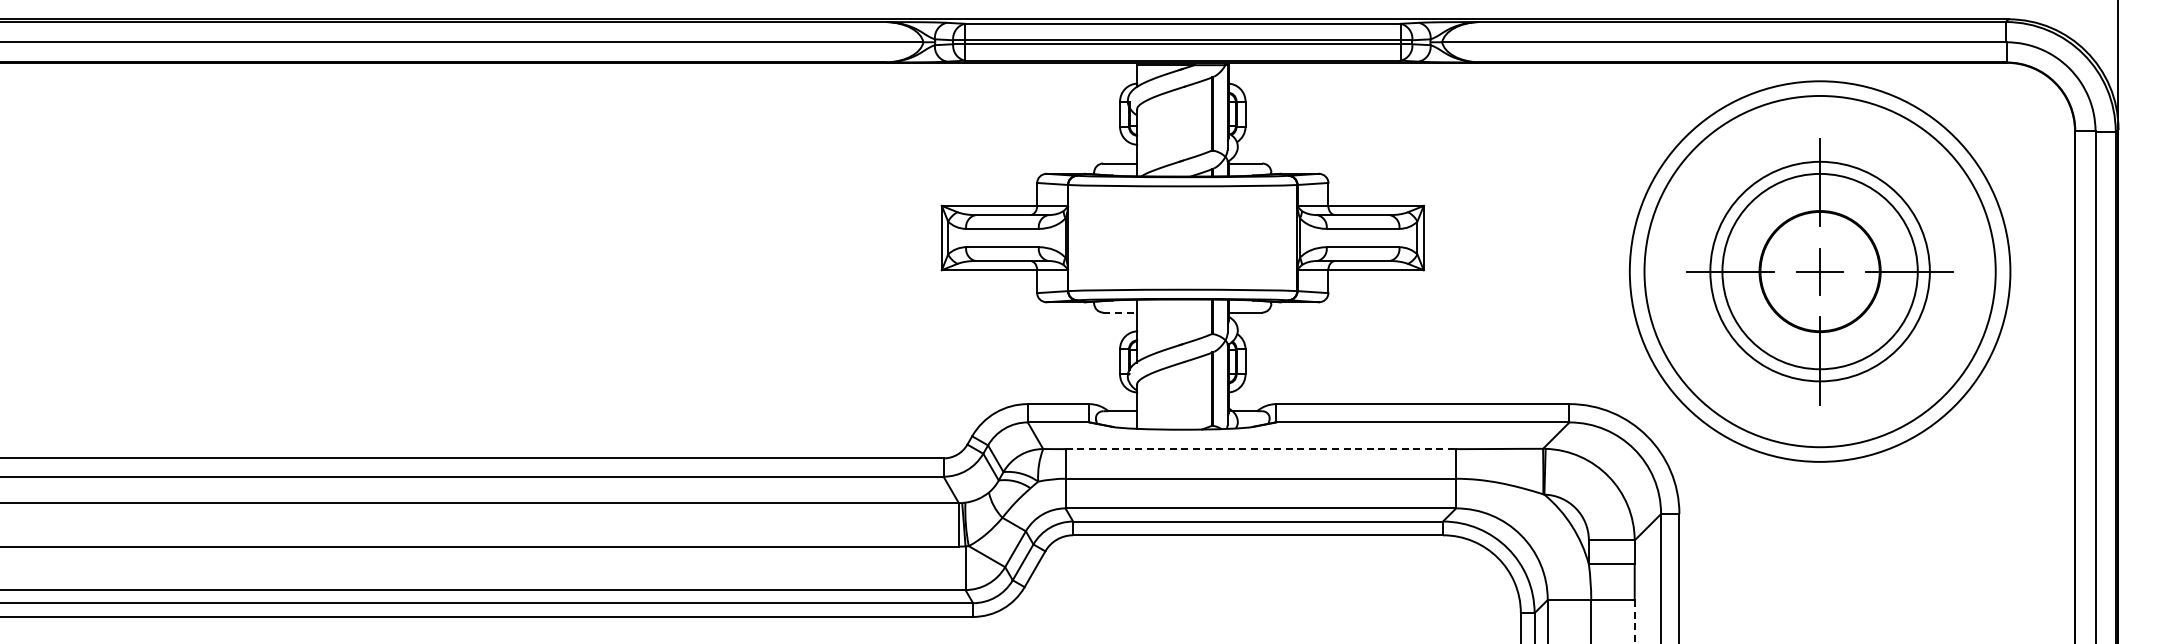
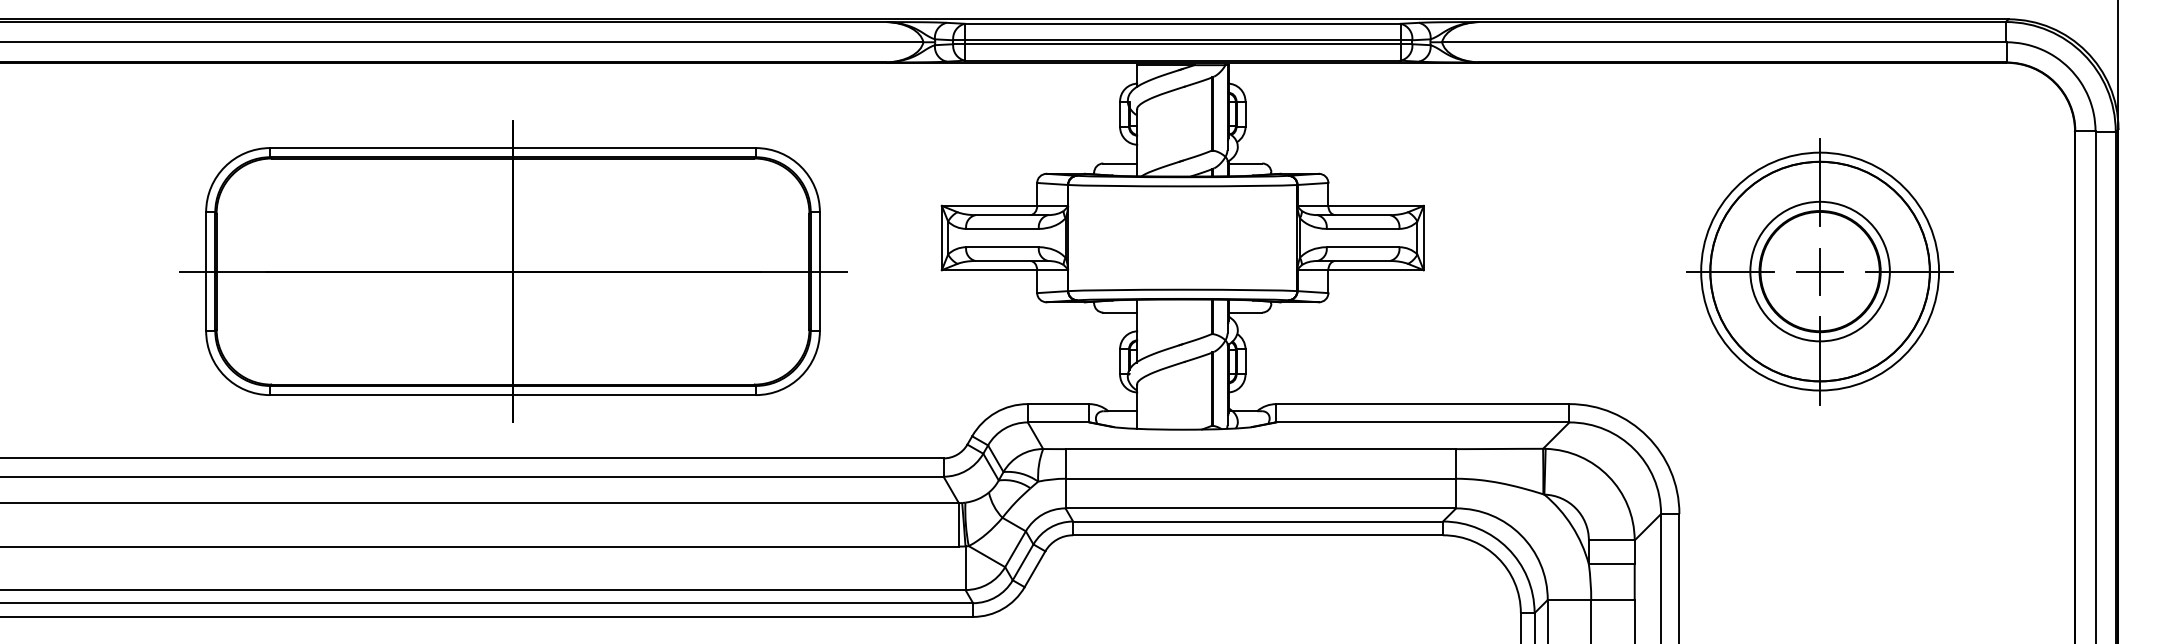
part: none -> present (513, 271)
circle diameter: 195 px -> 140 px (1819, 271)
circle diameter: 351 px -> 220 px (1819, 271)
circle diameter: 381 px -> 238 px (1820, 271)
line: dashed -> solid (1120, 312)
line: dashed -> solid (1261, 449)
line: dashed -> solid (1634, 622)
